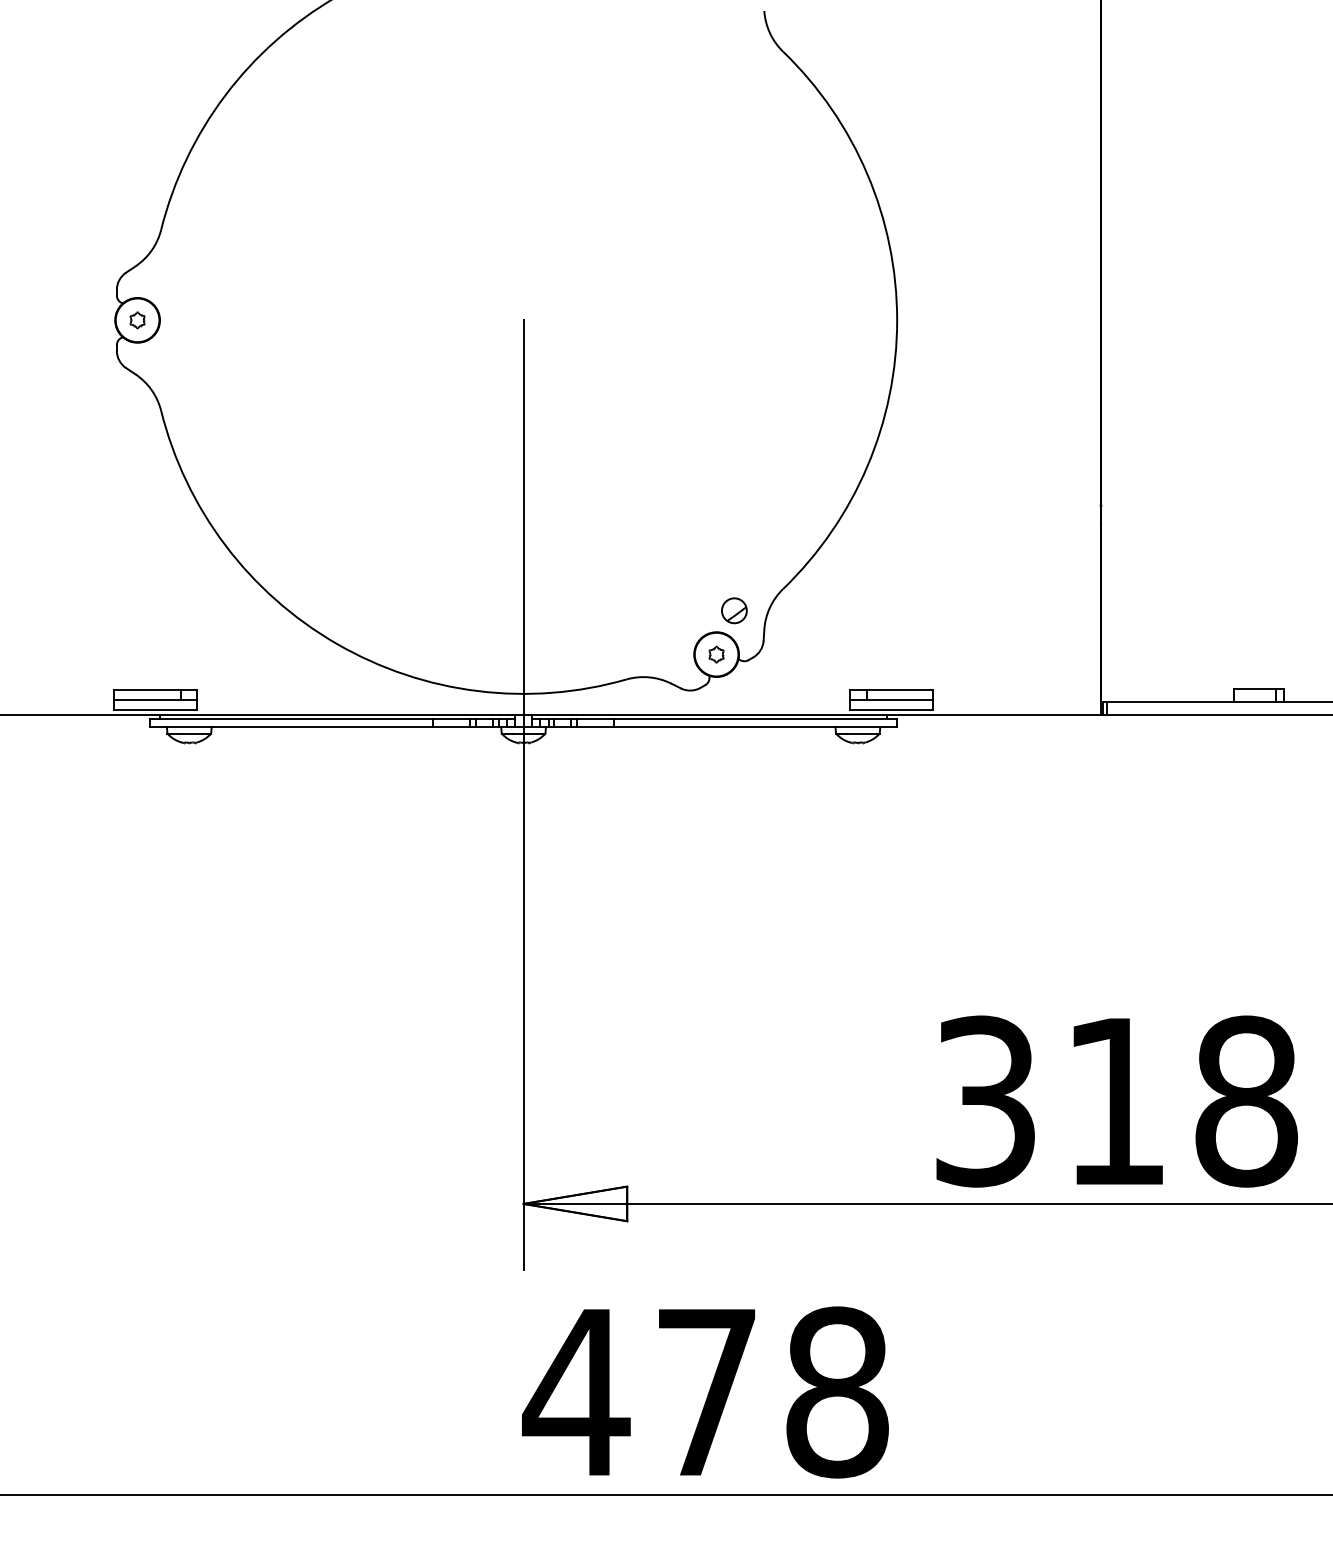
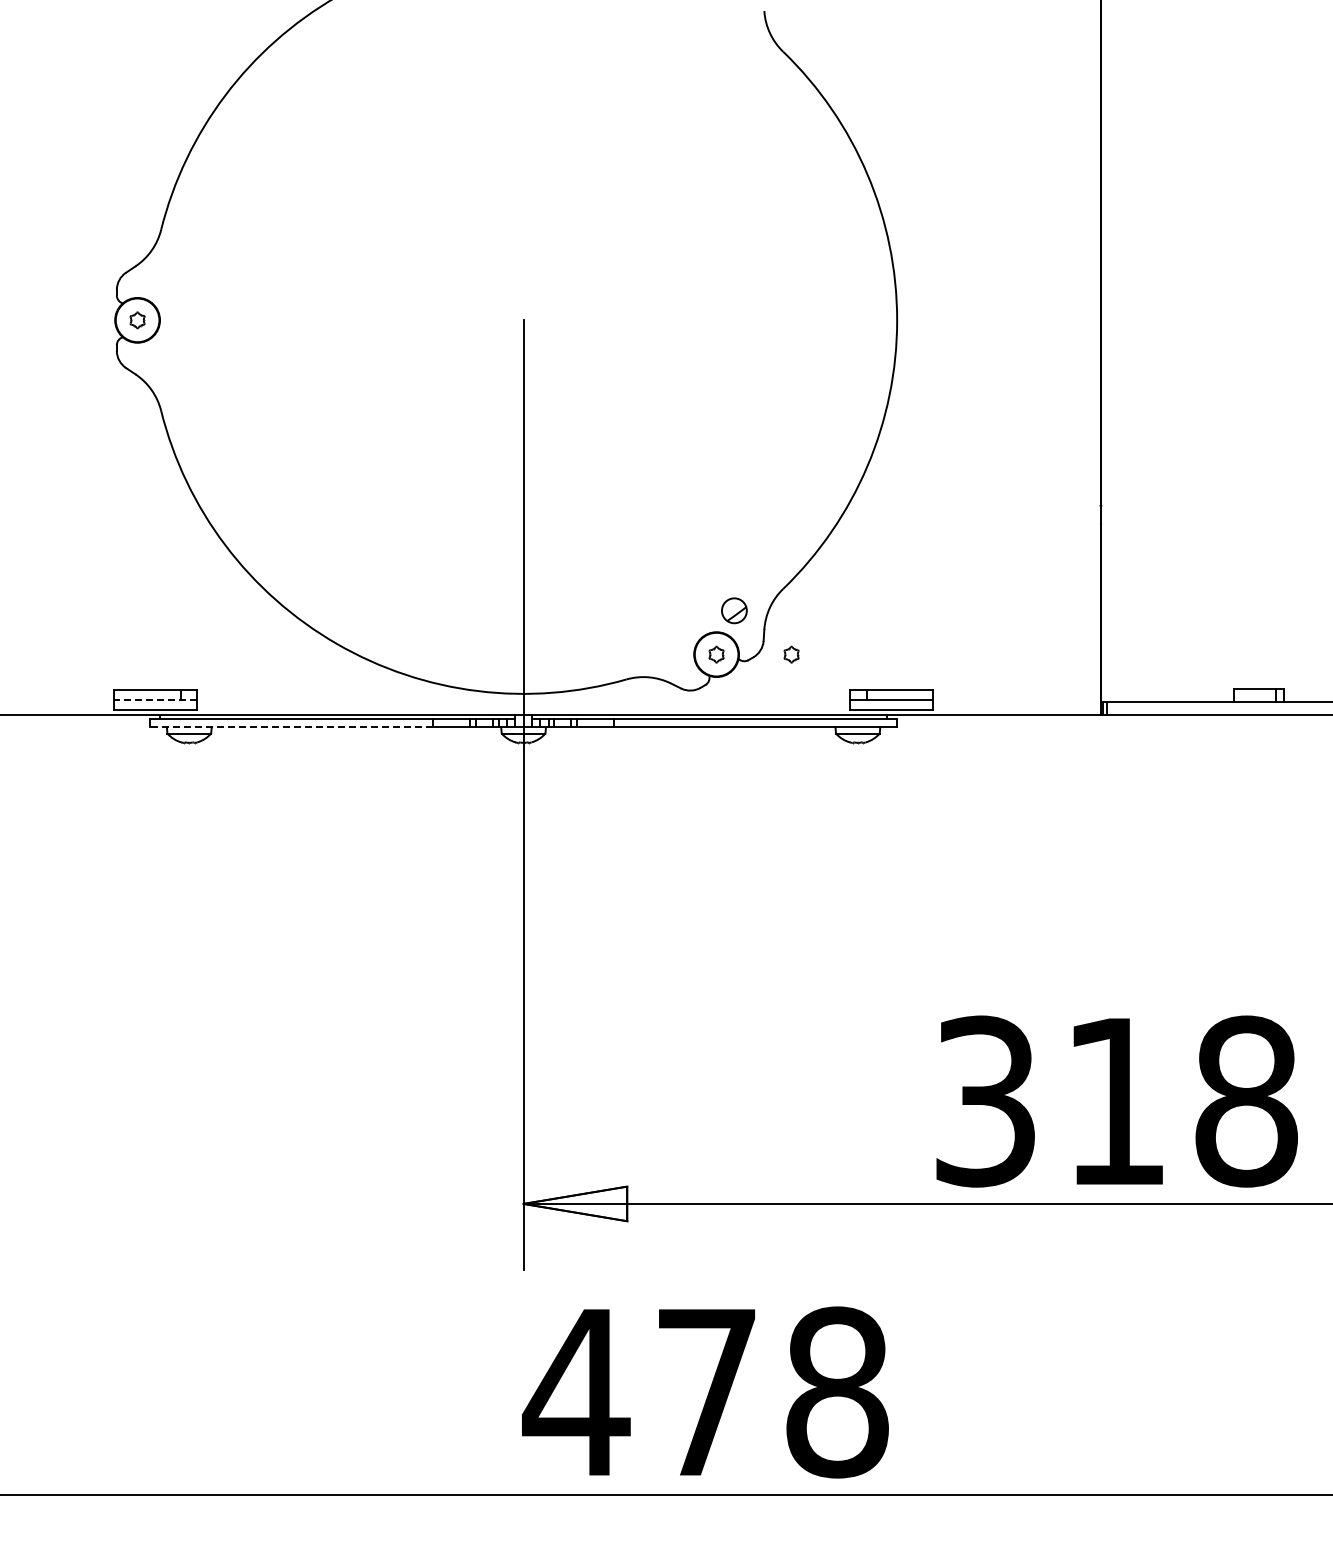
part: none -> present (791, 654)
line: solid -> dashed (155, 699)
line: solid -> dashed (291, 727)
